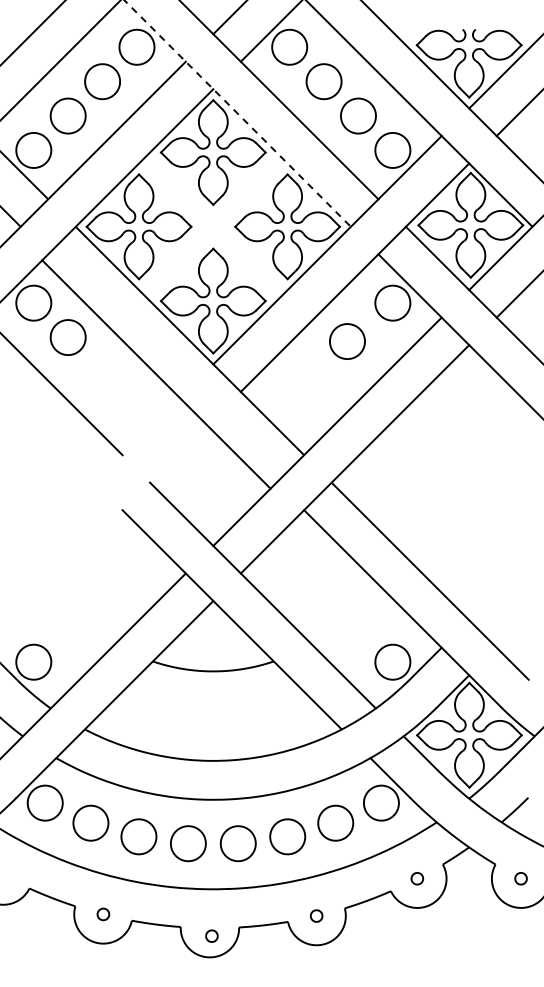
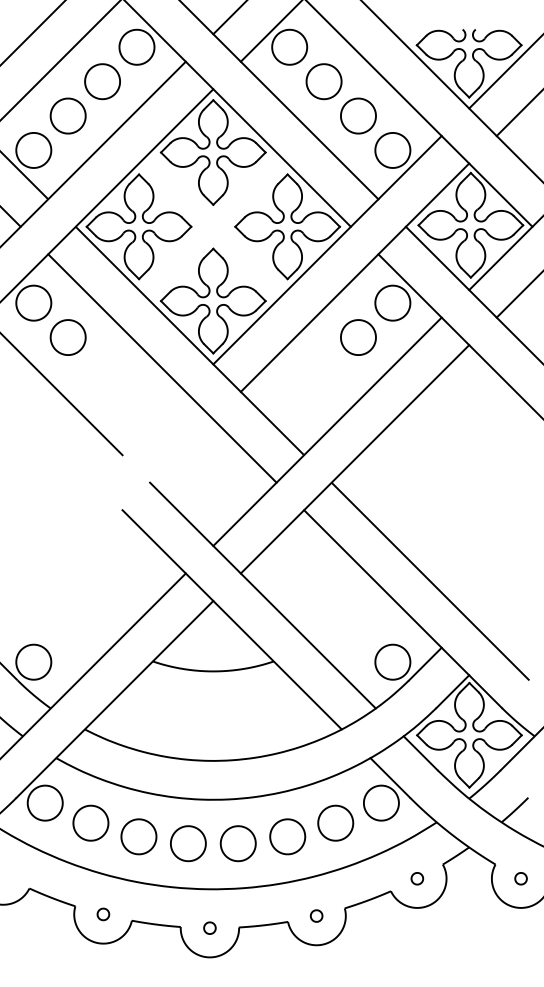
line: dashed -> solid (237, 113)
part position: (347, 341) -> (358, 337) (358, 337)
line position: (156, 374) -> (162, 368) (162, 368)
part position: (211, 935) -> (209, 927) (209, 927)
